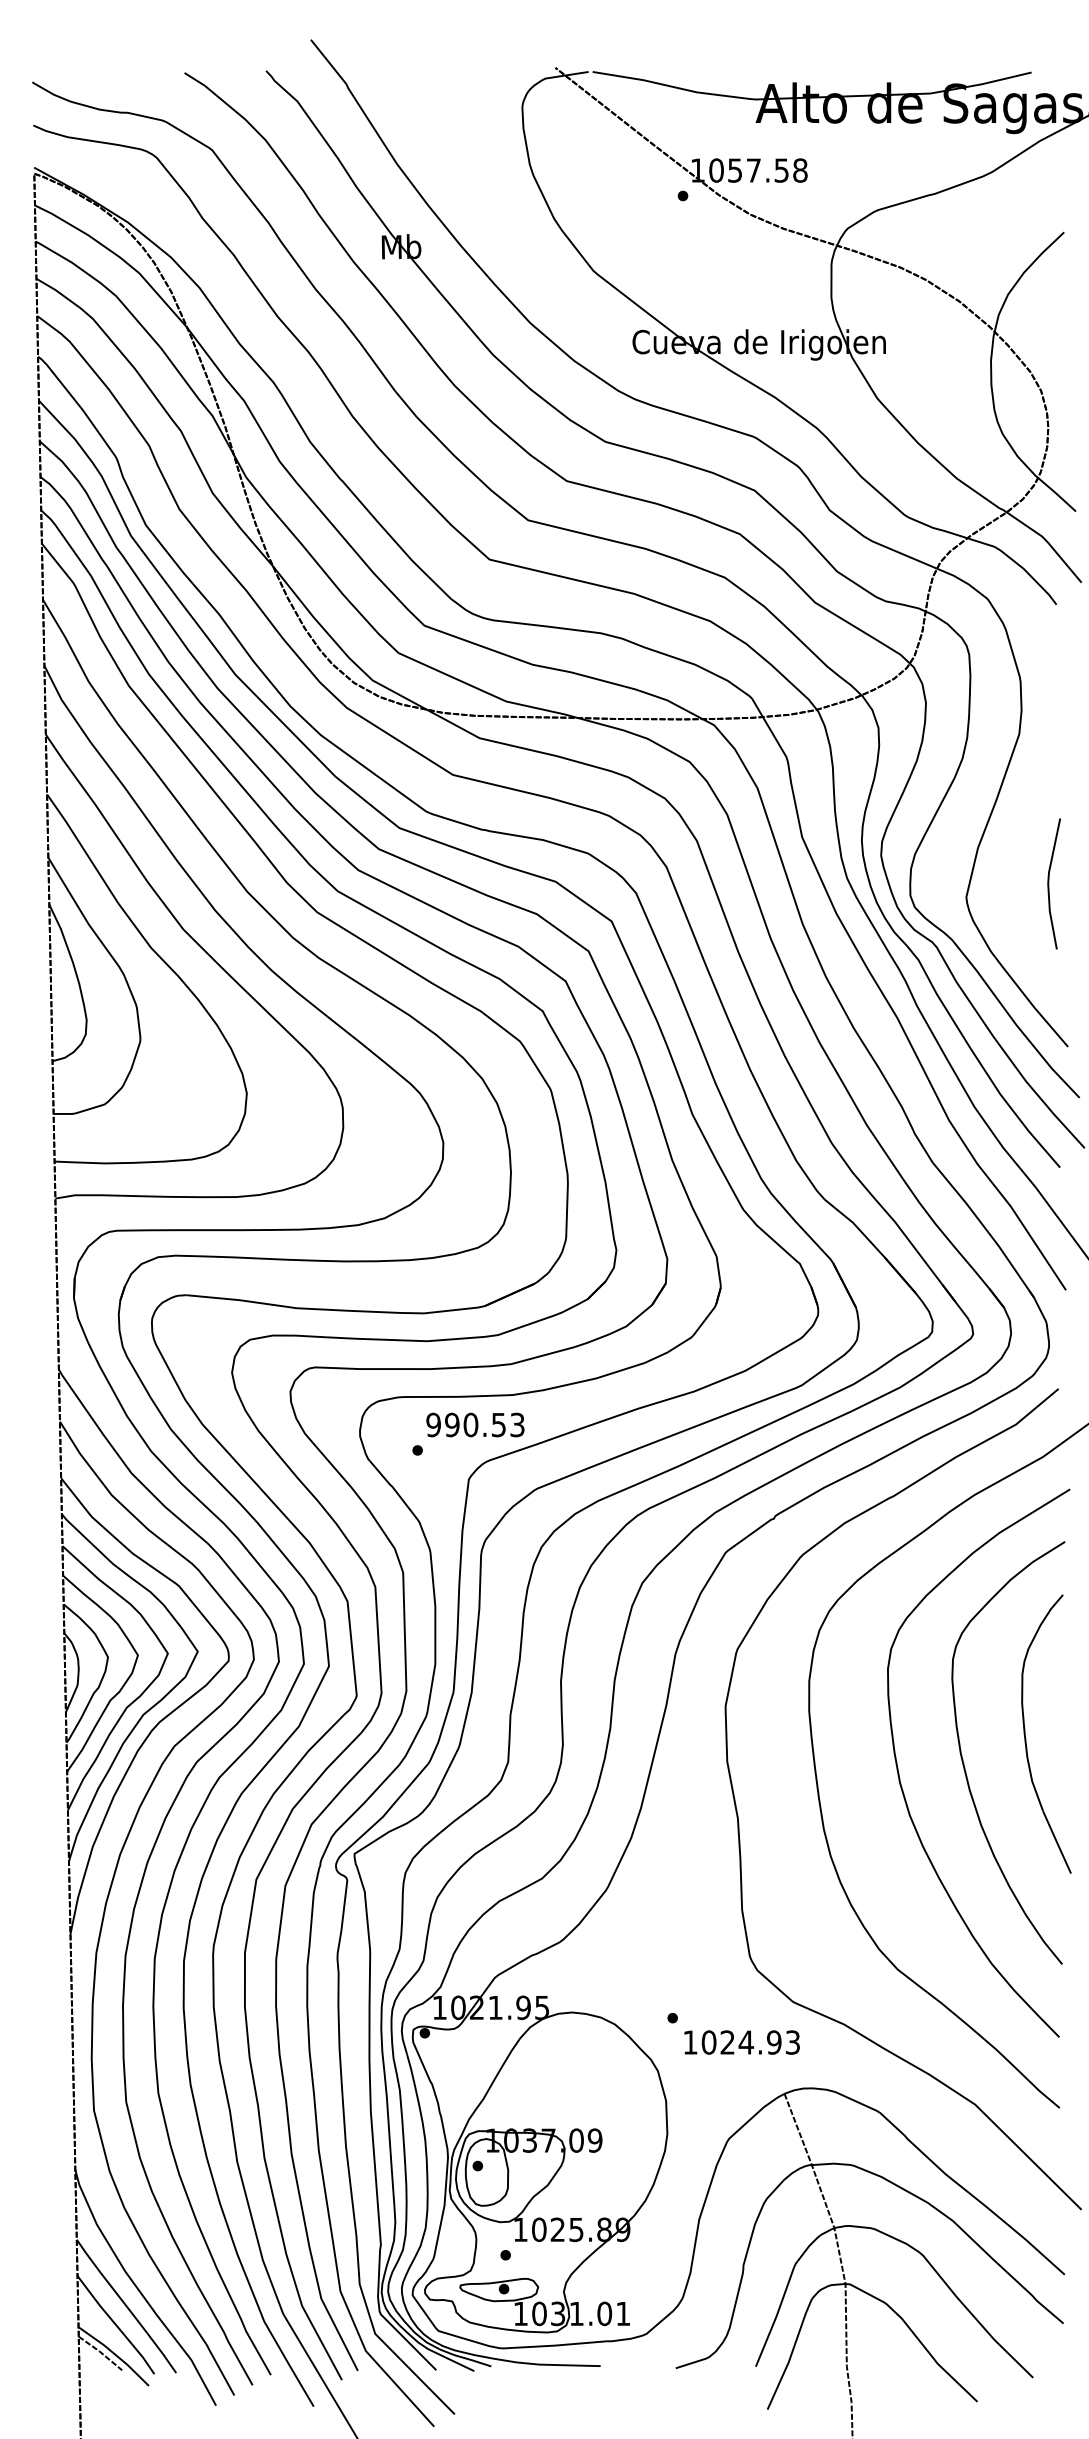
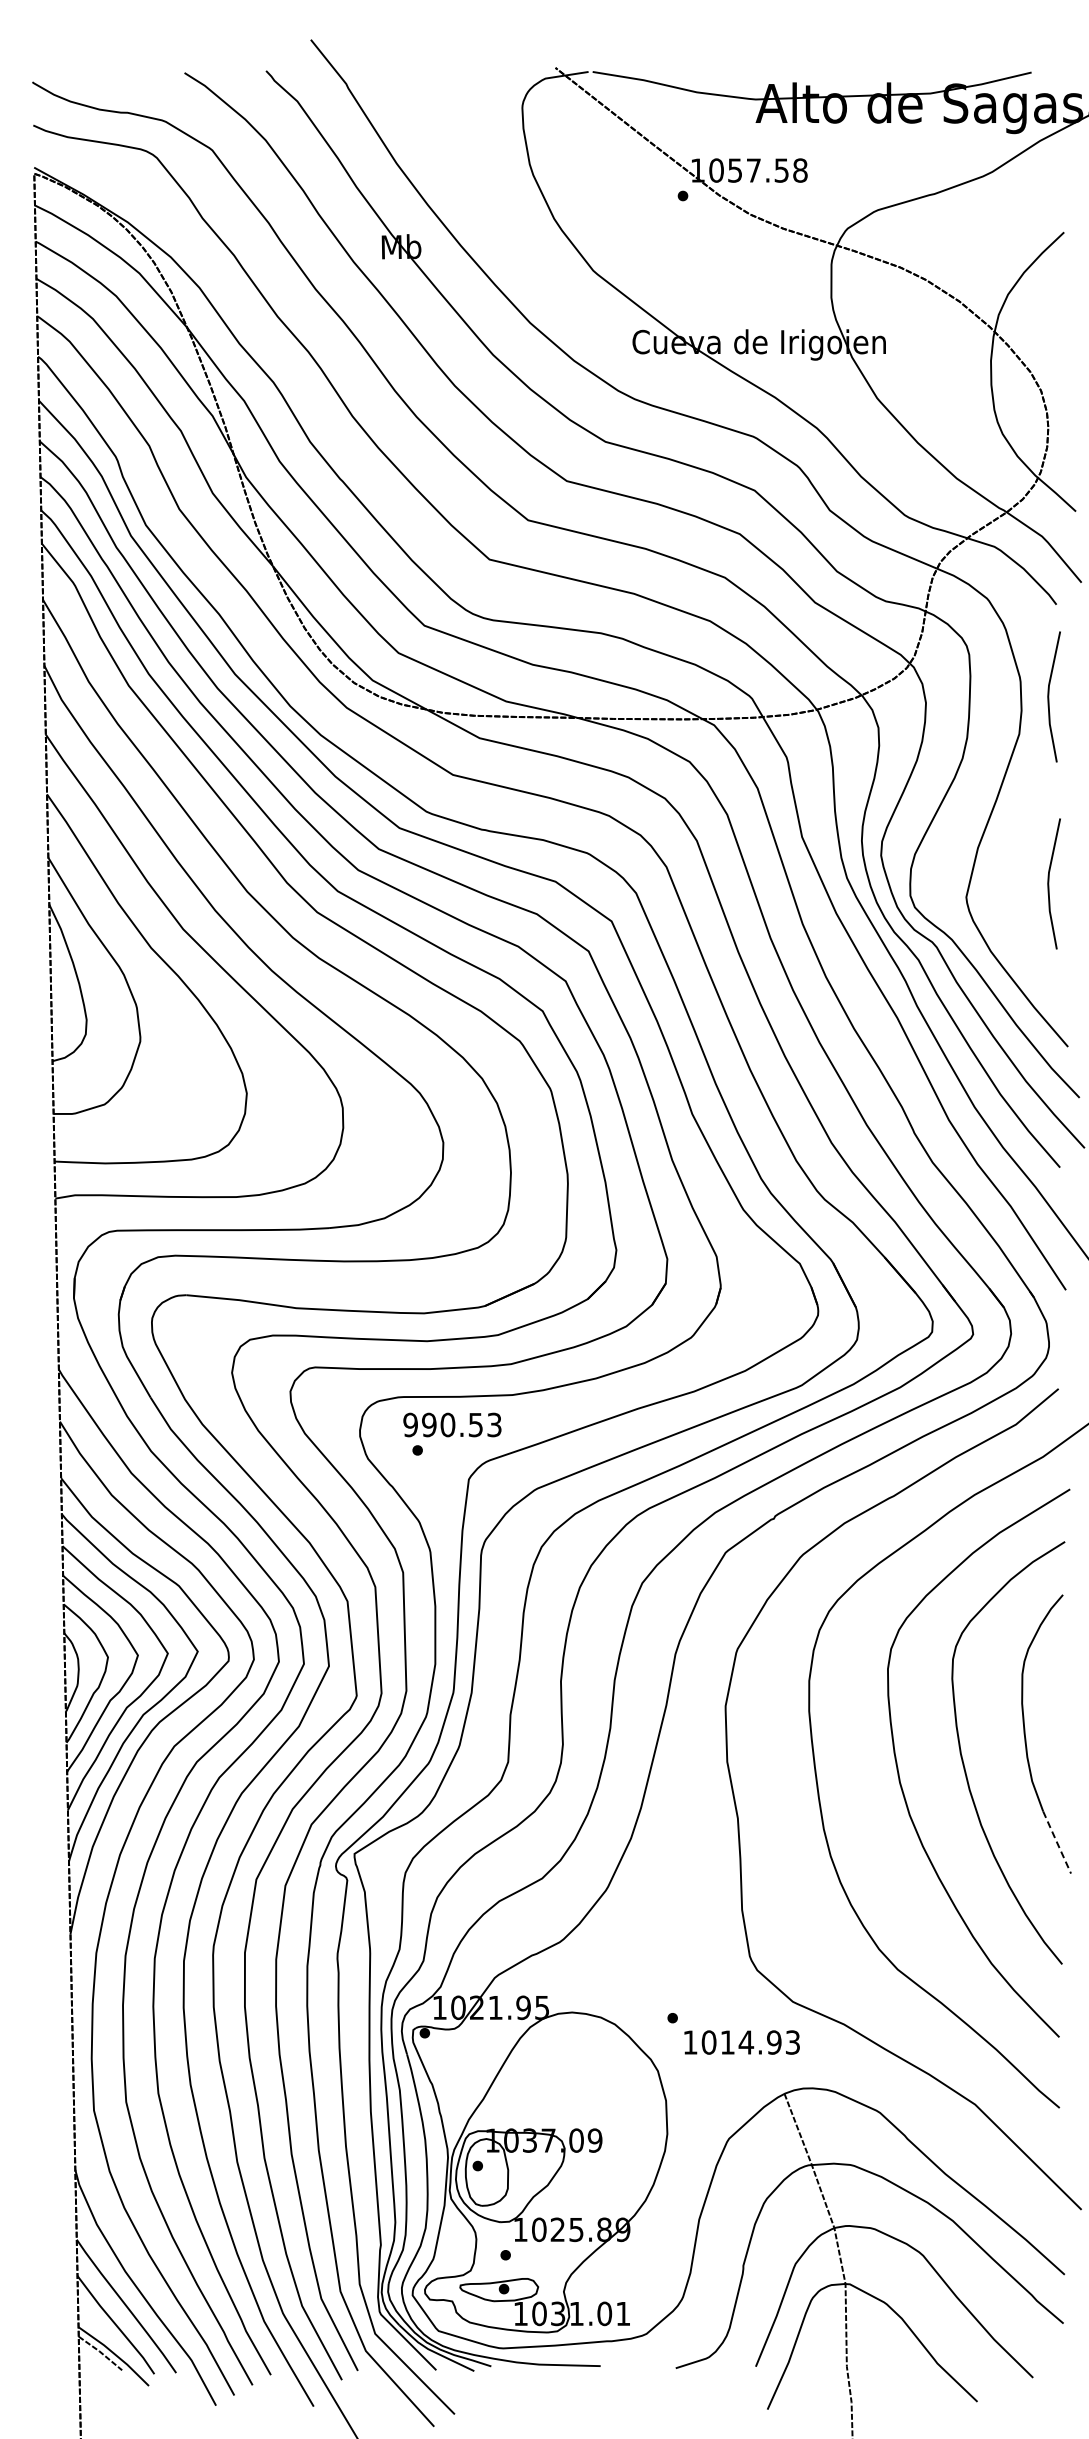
line: none -> present (1049, 696)
text position: (475, 1424) -> (452, 1424) (452, 1424)
line: solid -> dashed (1057, 1842)
text: 1024.93 -> 1014.93 (727, 2042)
